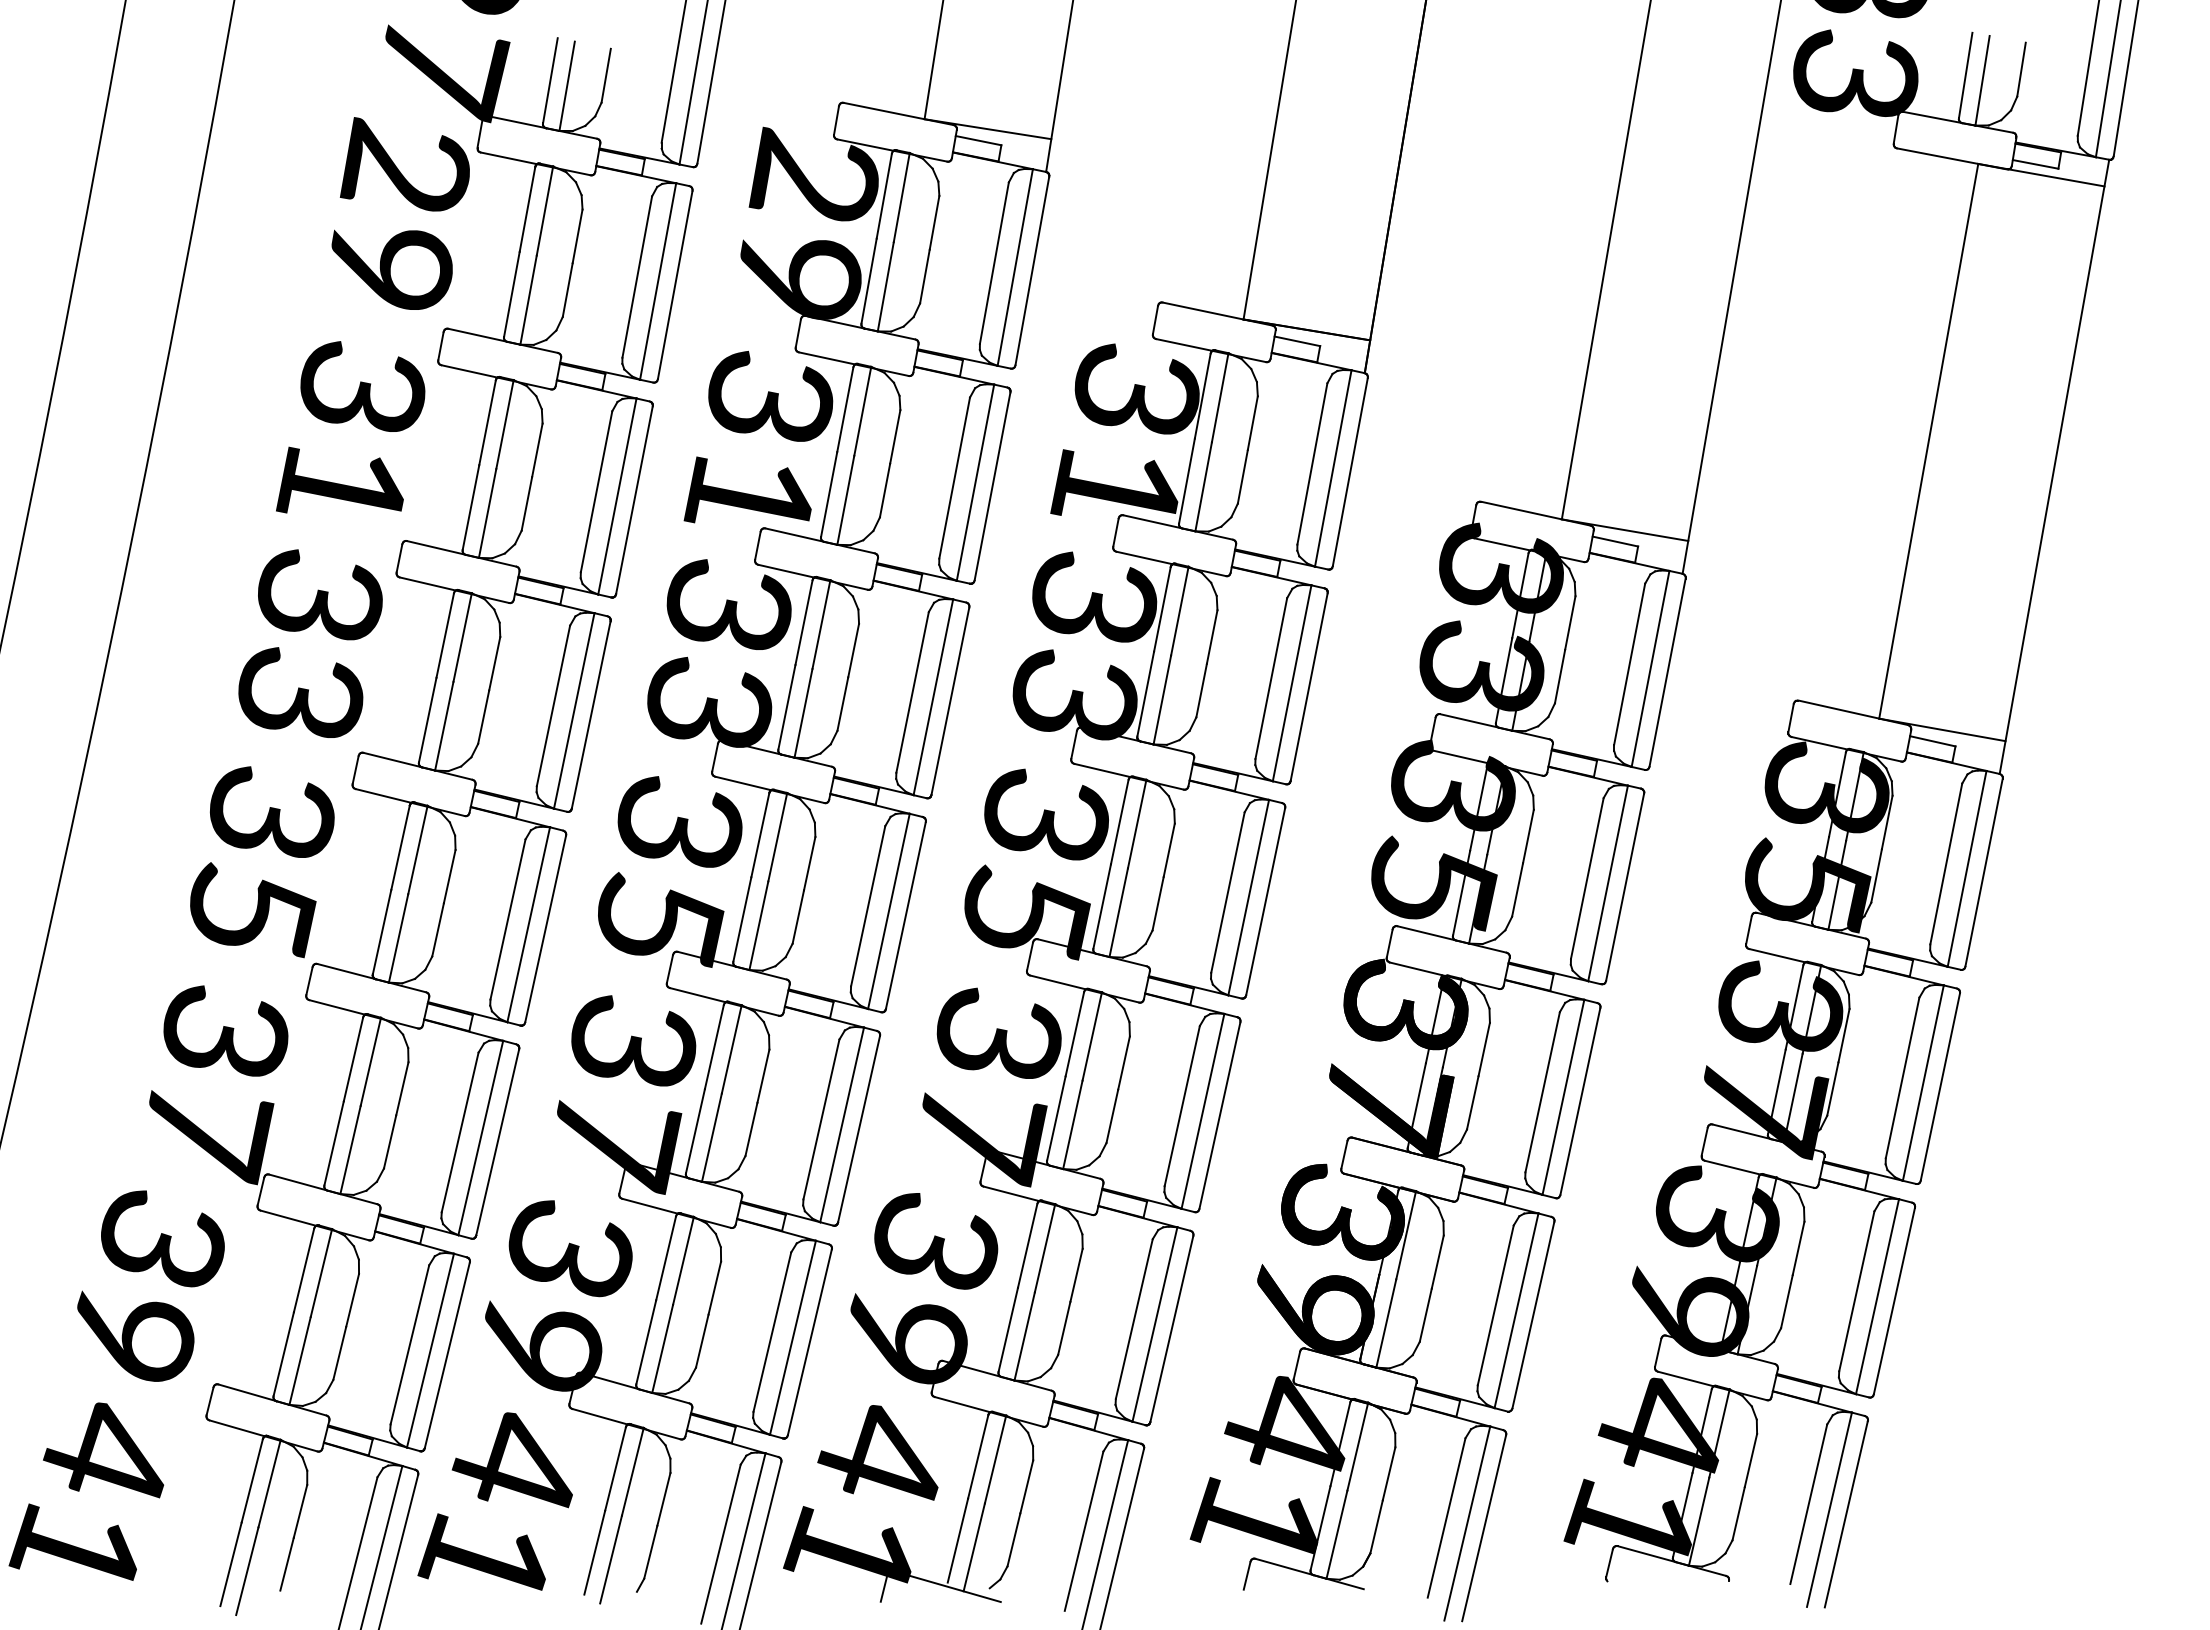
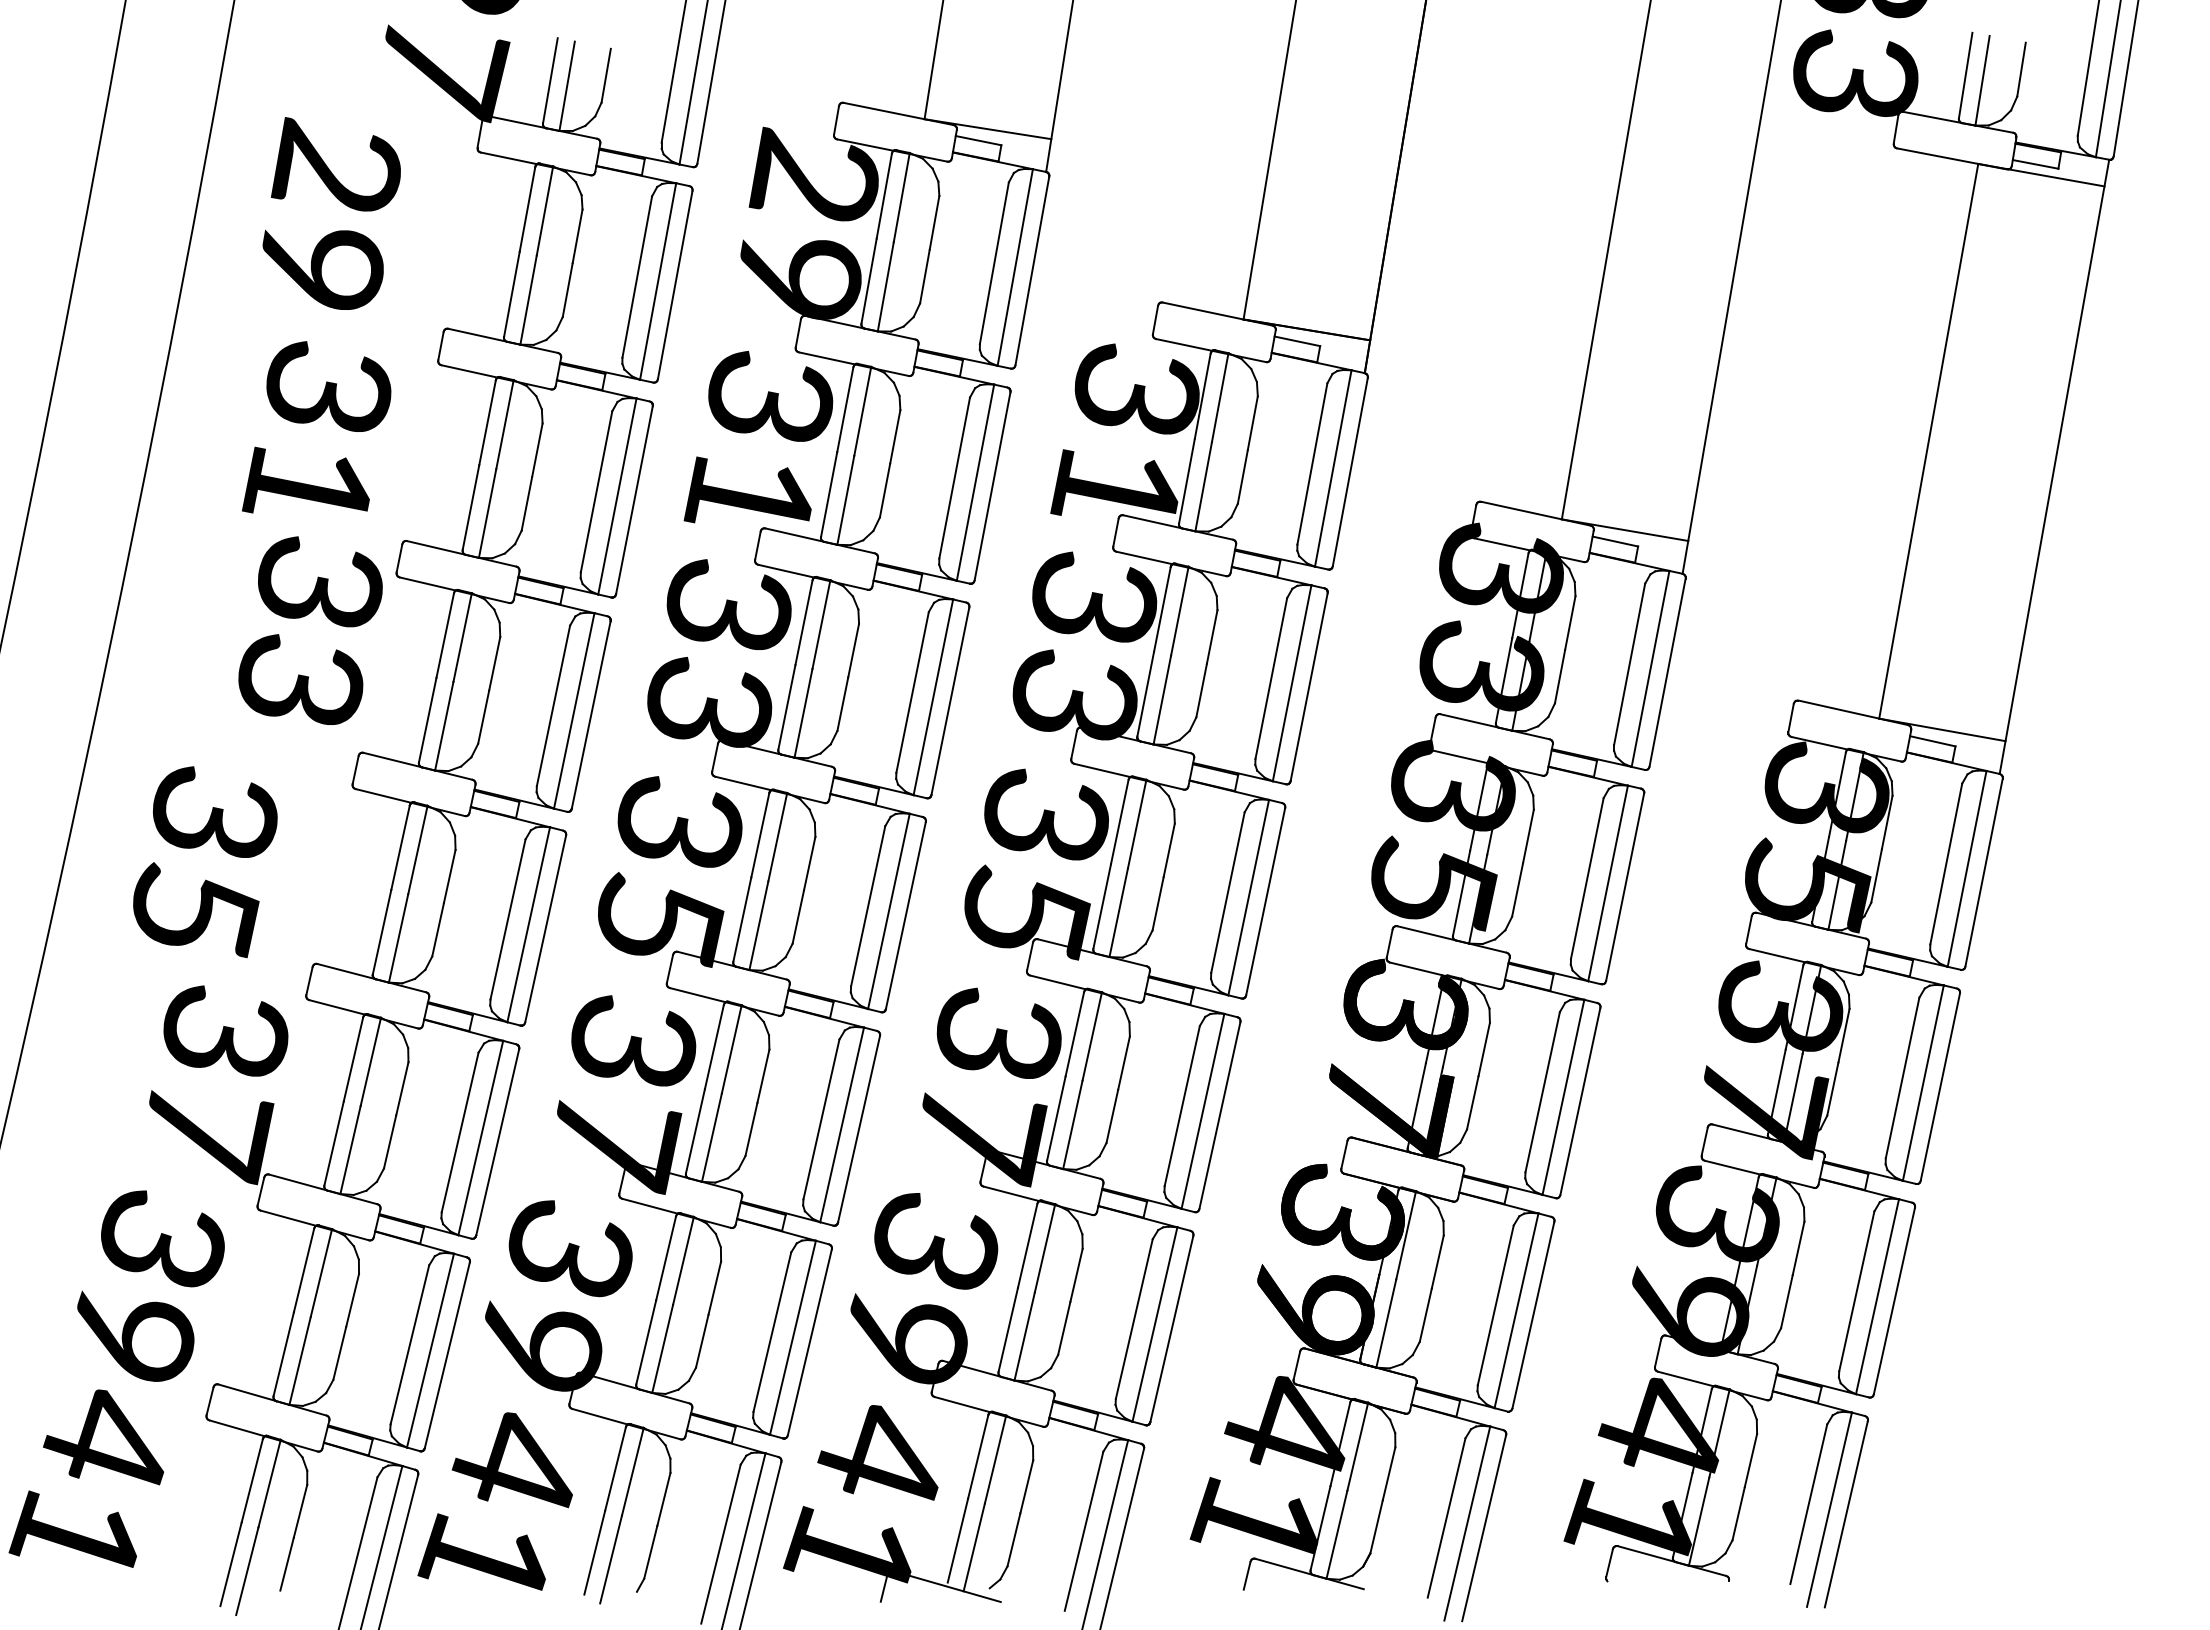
text position: (400, 213) -> (331, 213) (331, 213)
text position: (350, 427) -> (316, 427) (316, 427)
text position: (310, 643) -> (310, 630) (310, 630)
text position: (262, 862) -> (205, 862) (205, 862)
text position: (86, 1491) -> (86, 1478) (86, 1478)
